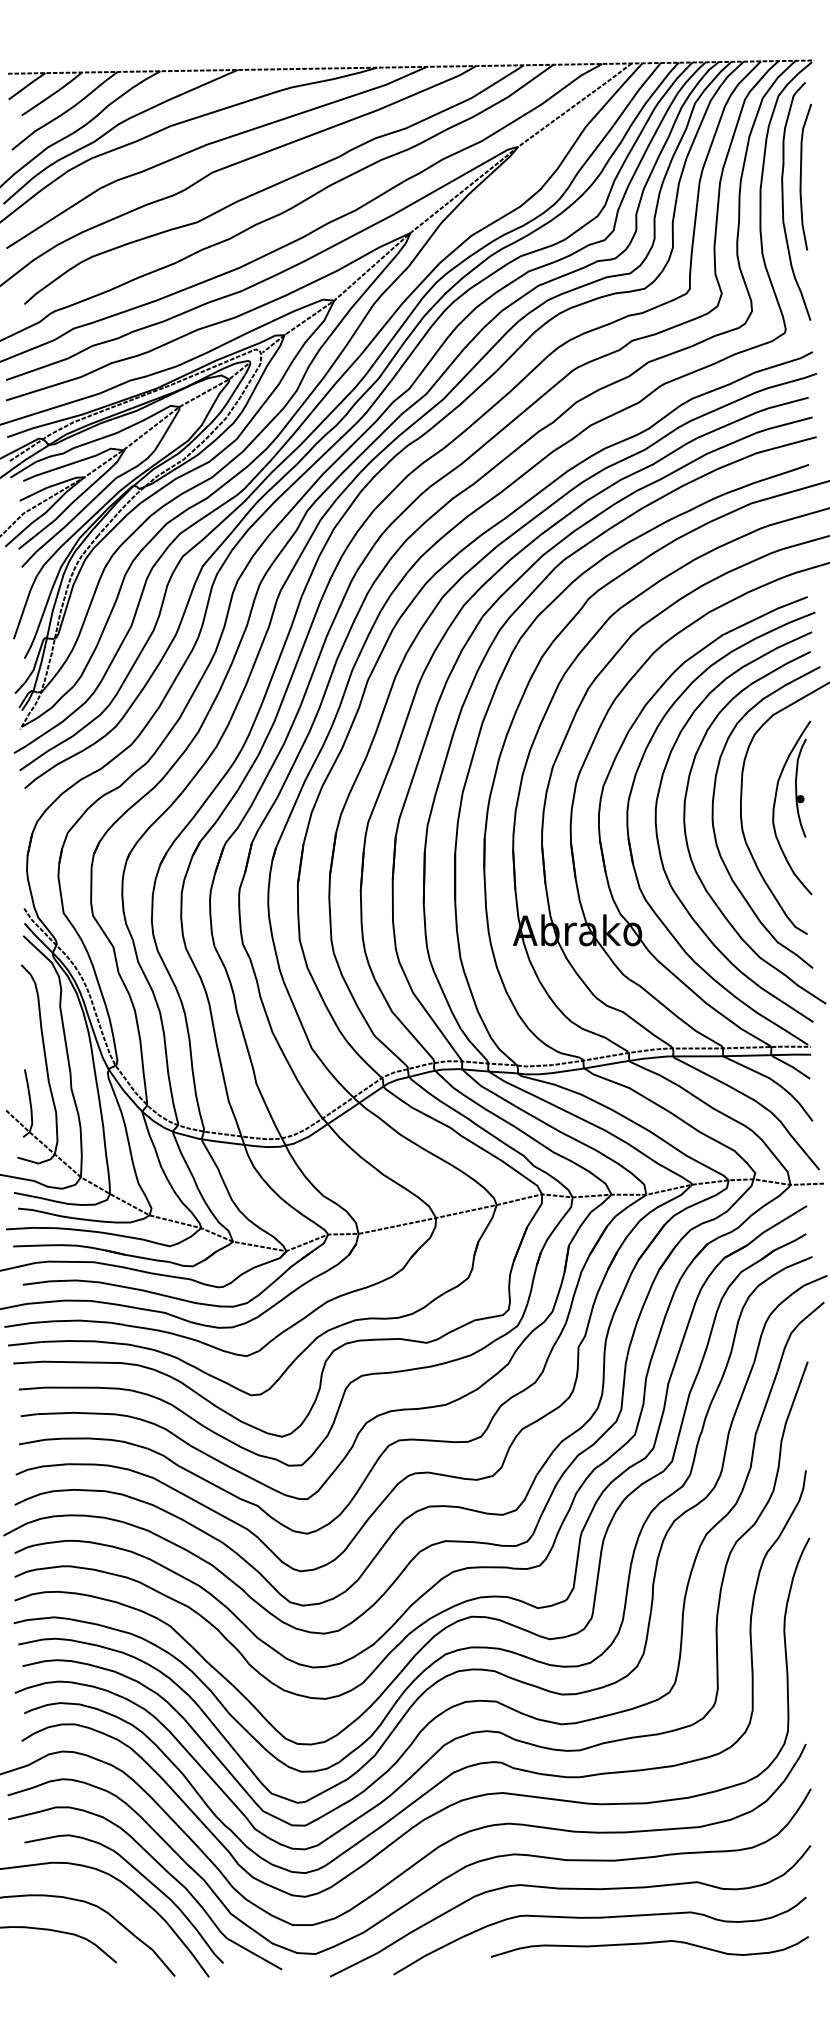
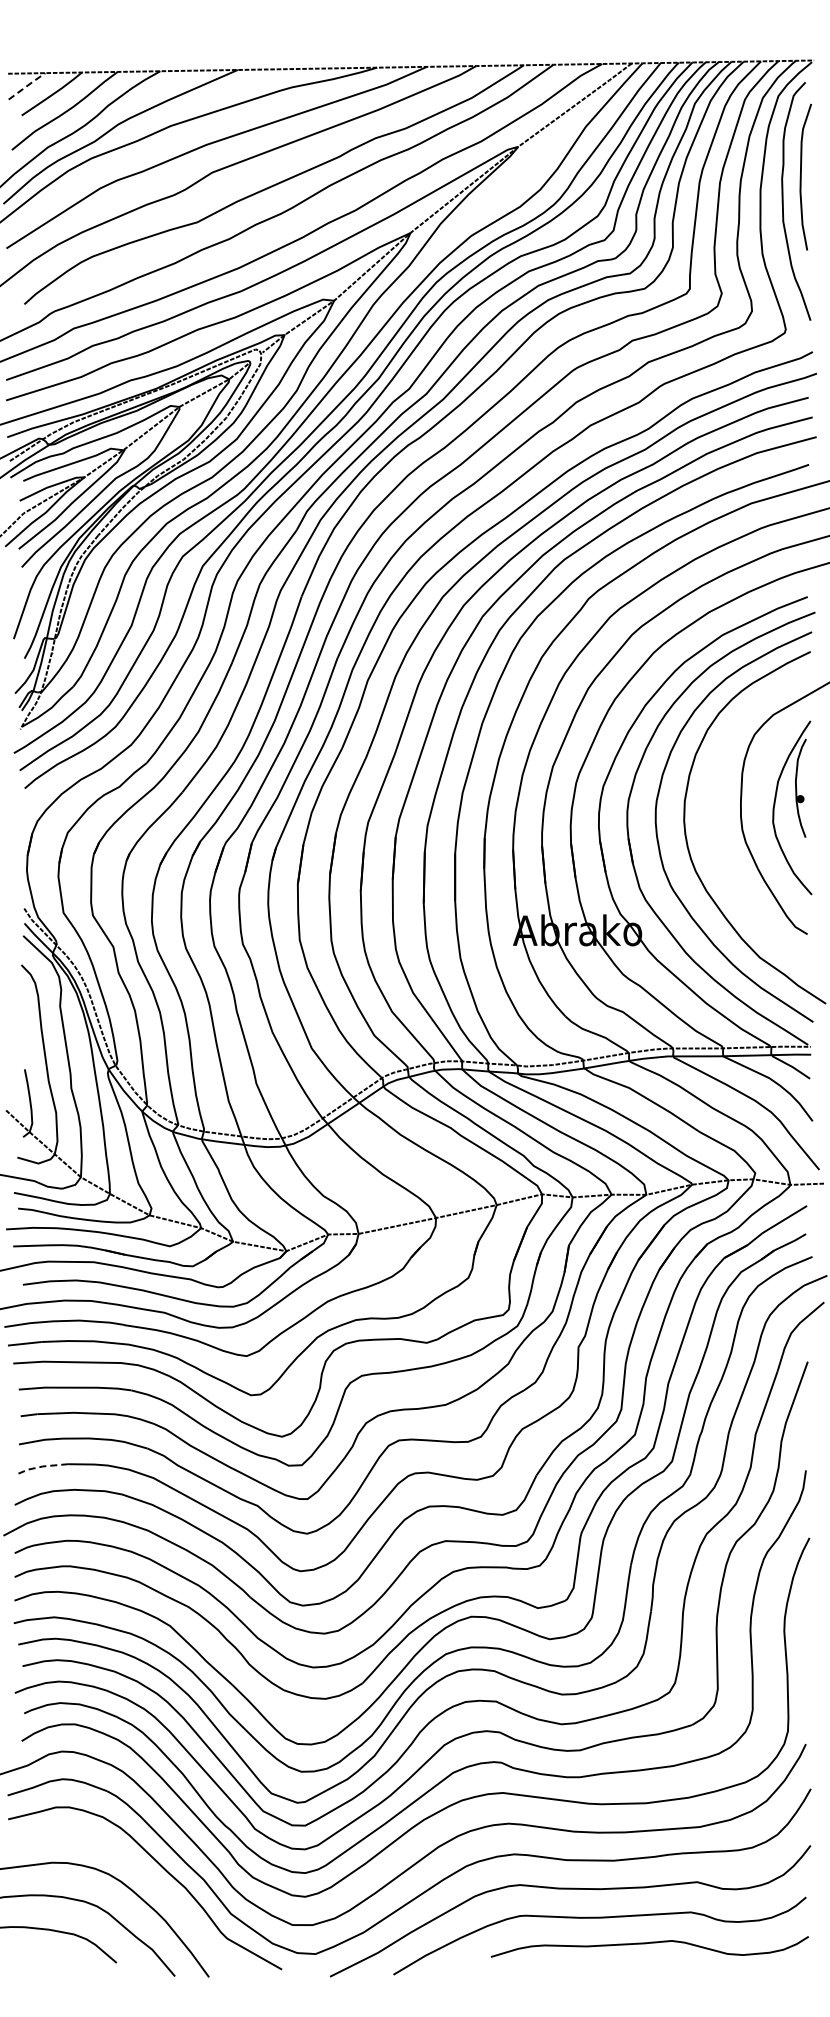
line: solid -> dashed (27, 85)
curve: present -> none (714, 826)
line: solid -> dashed (40, 1466)
curve: present -> none (143, 1877)
